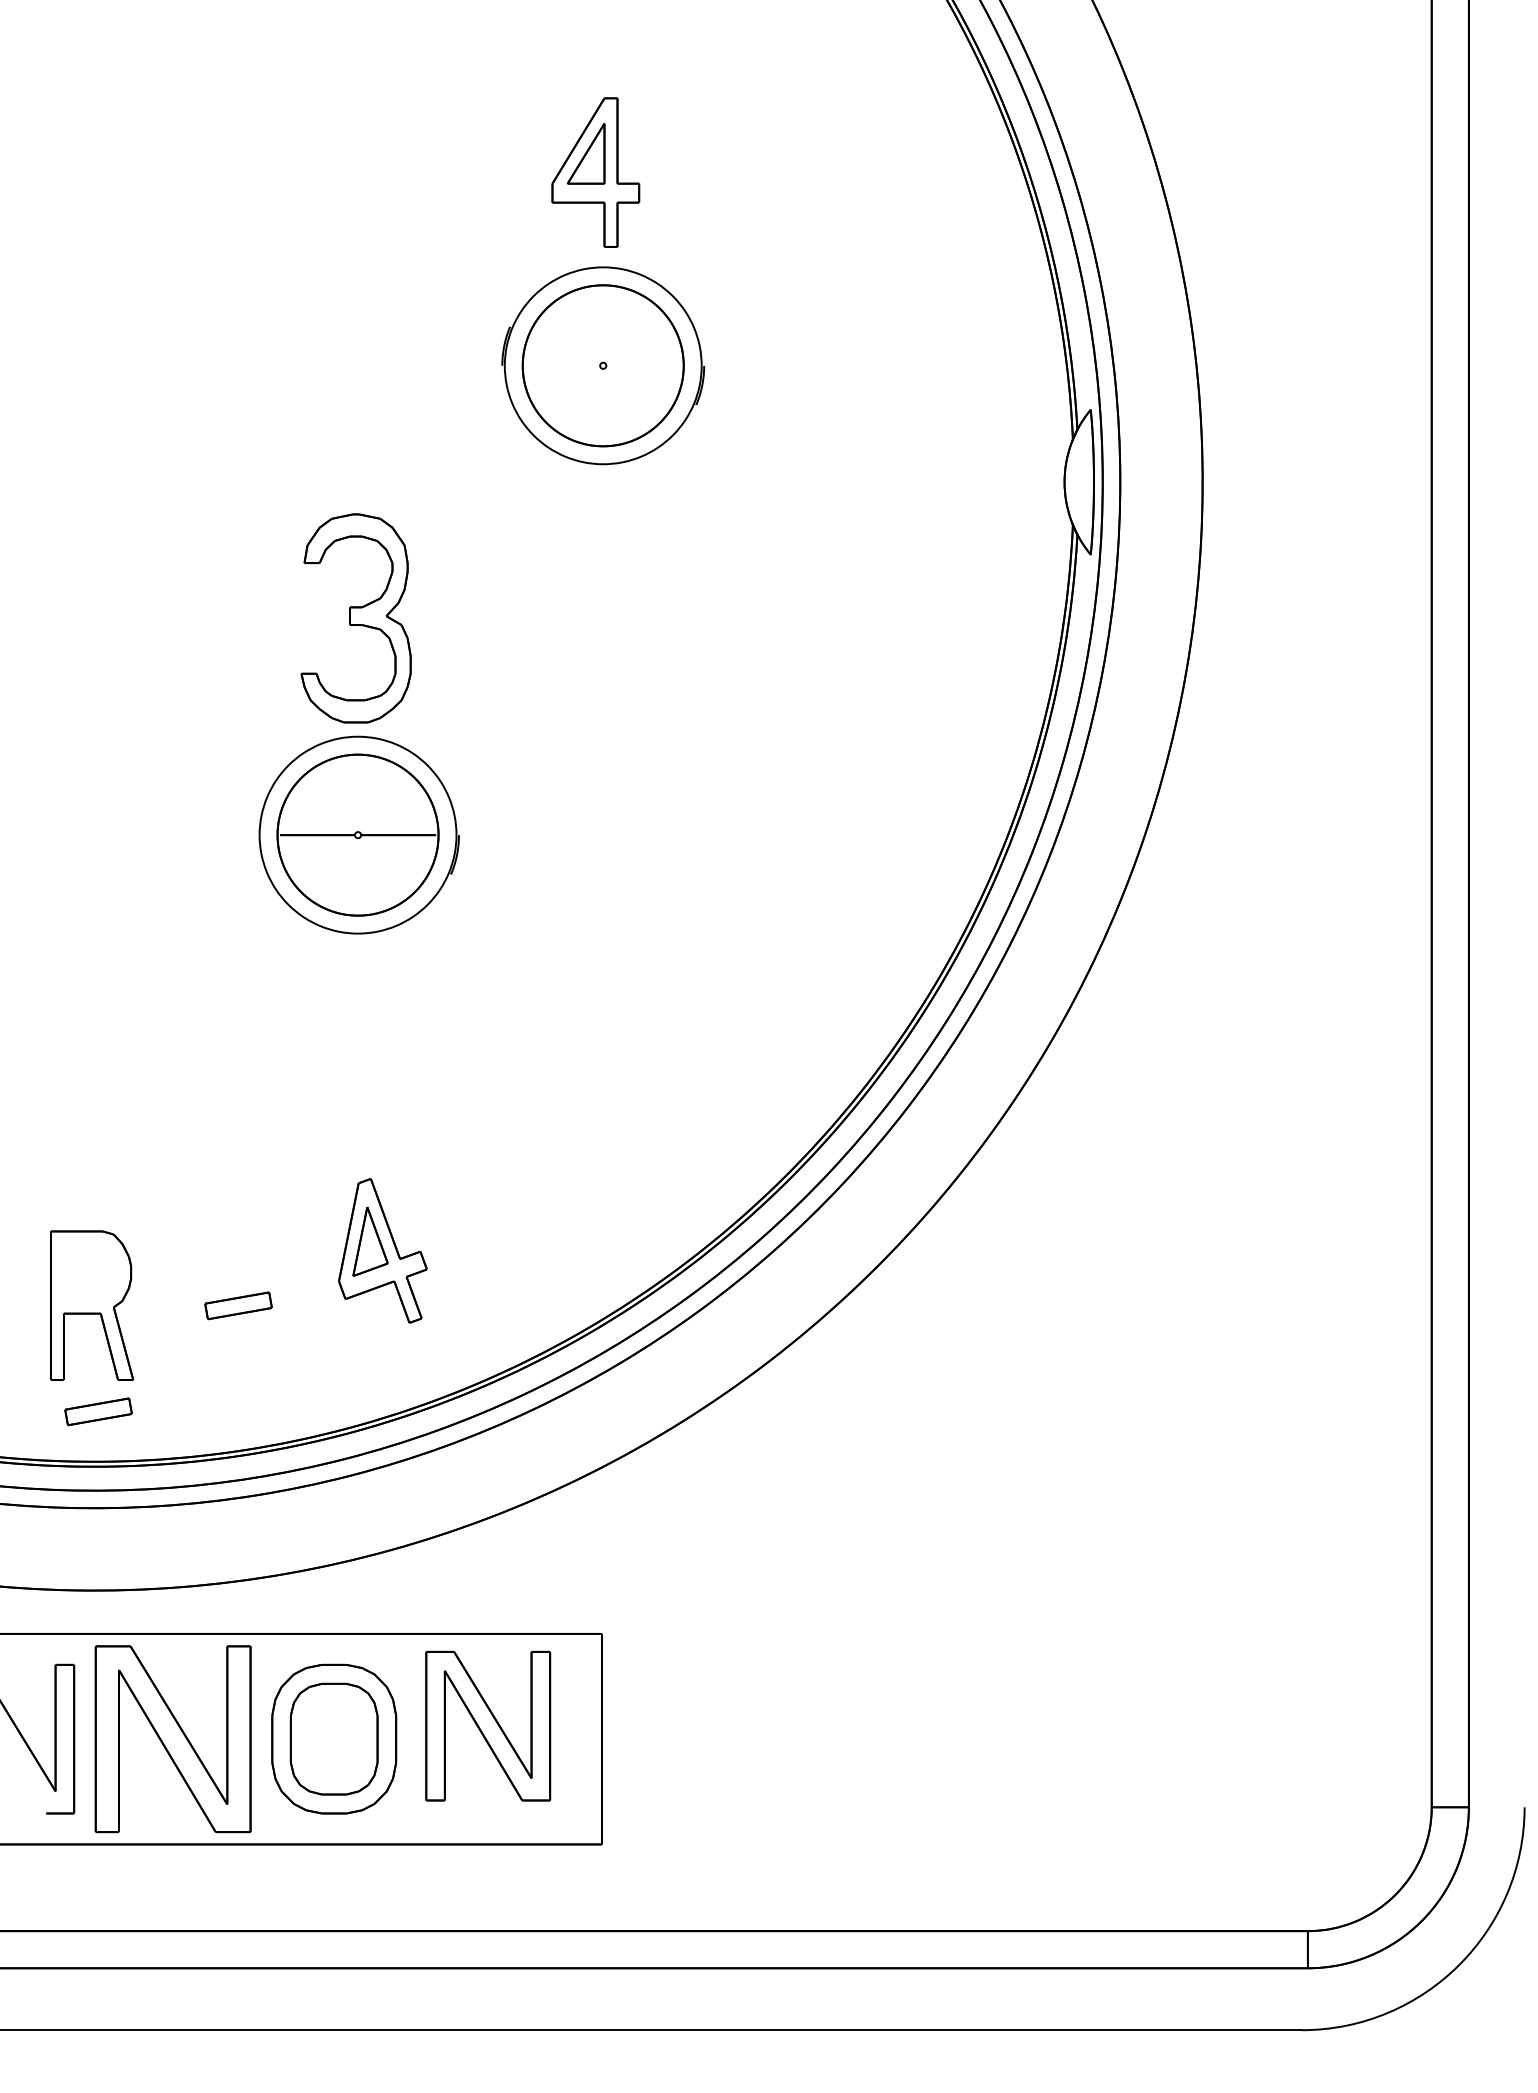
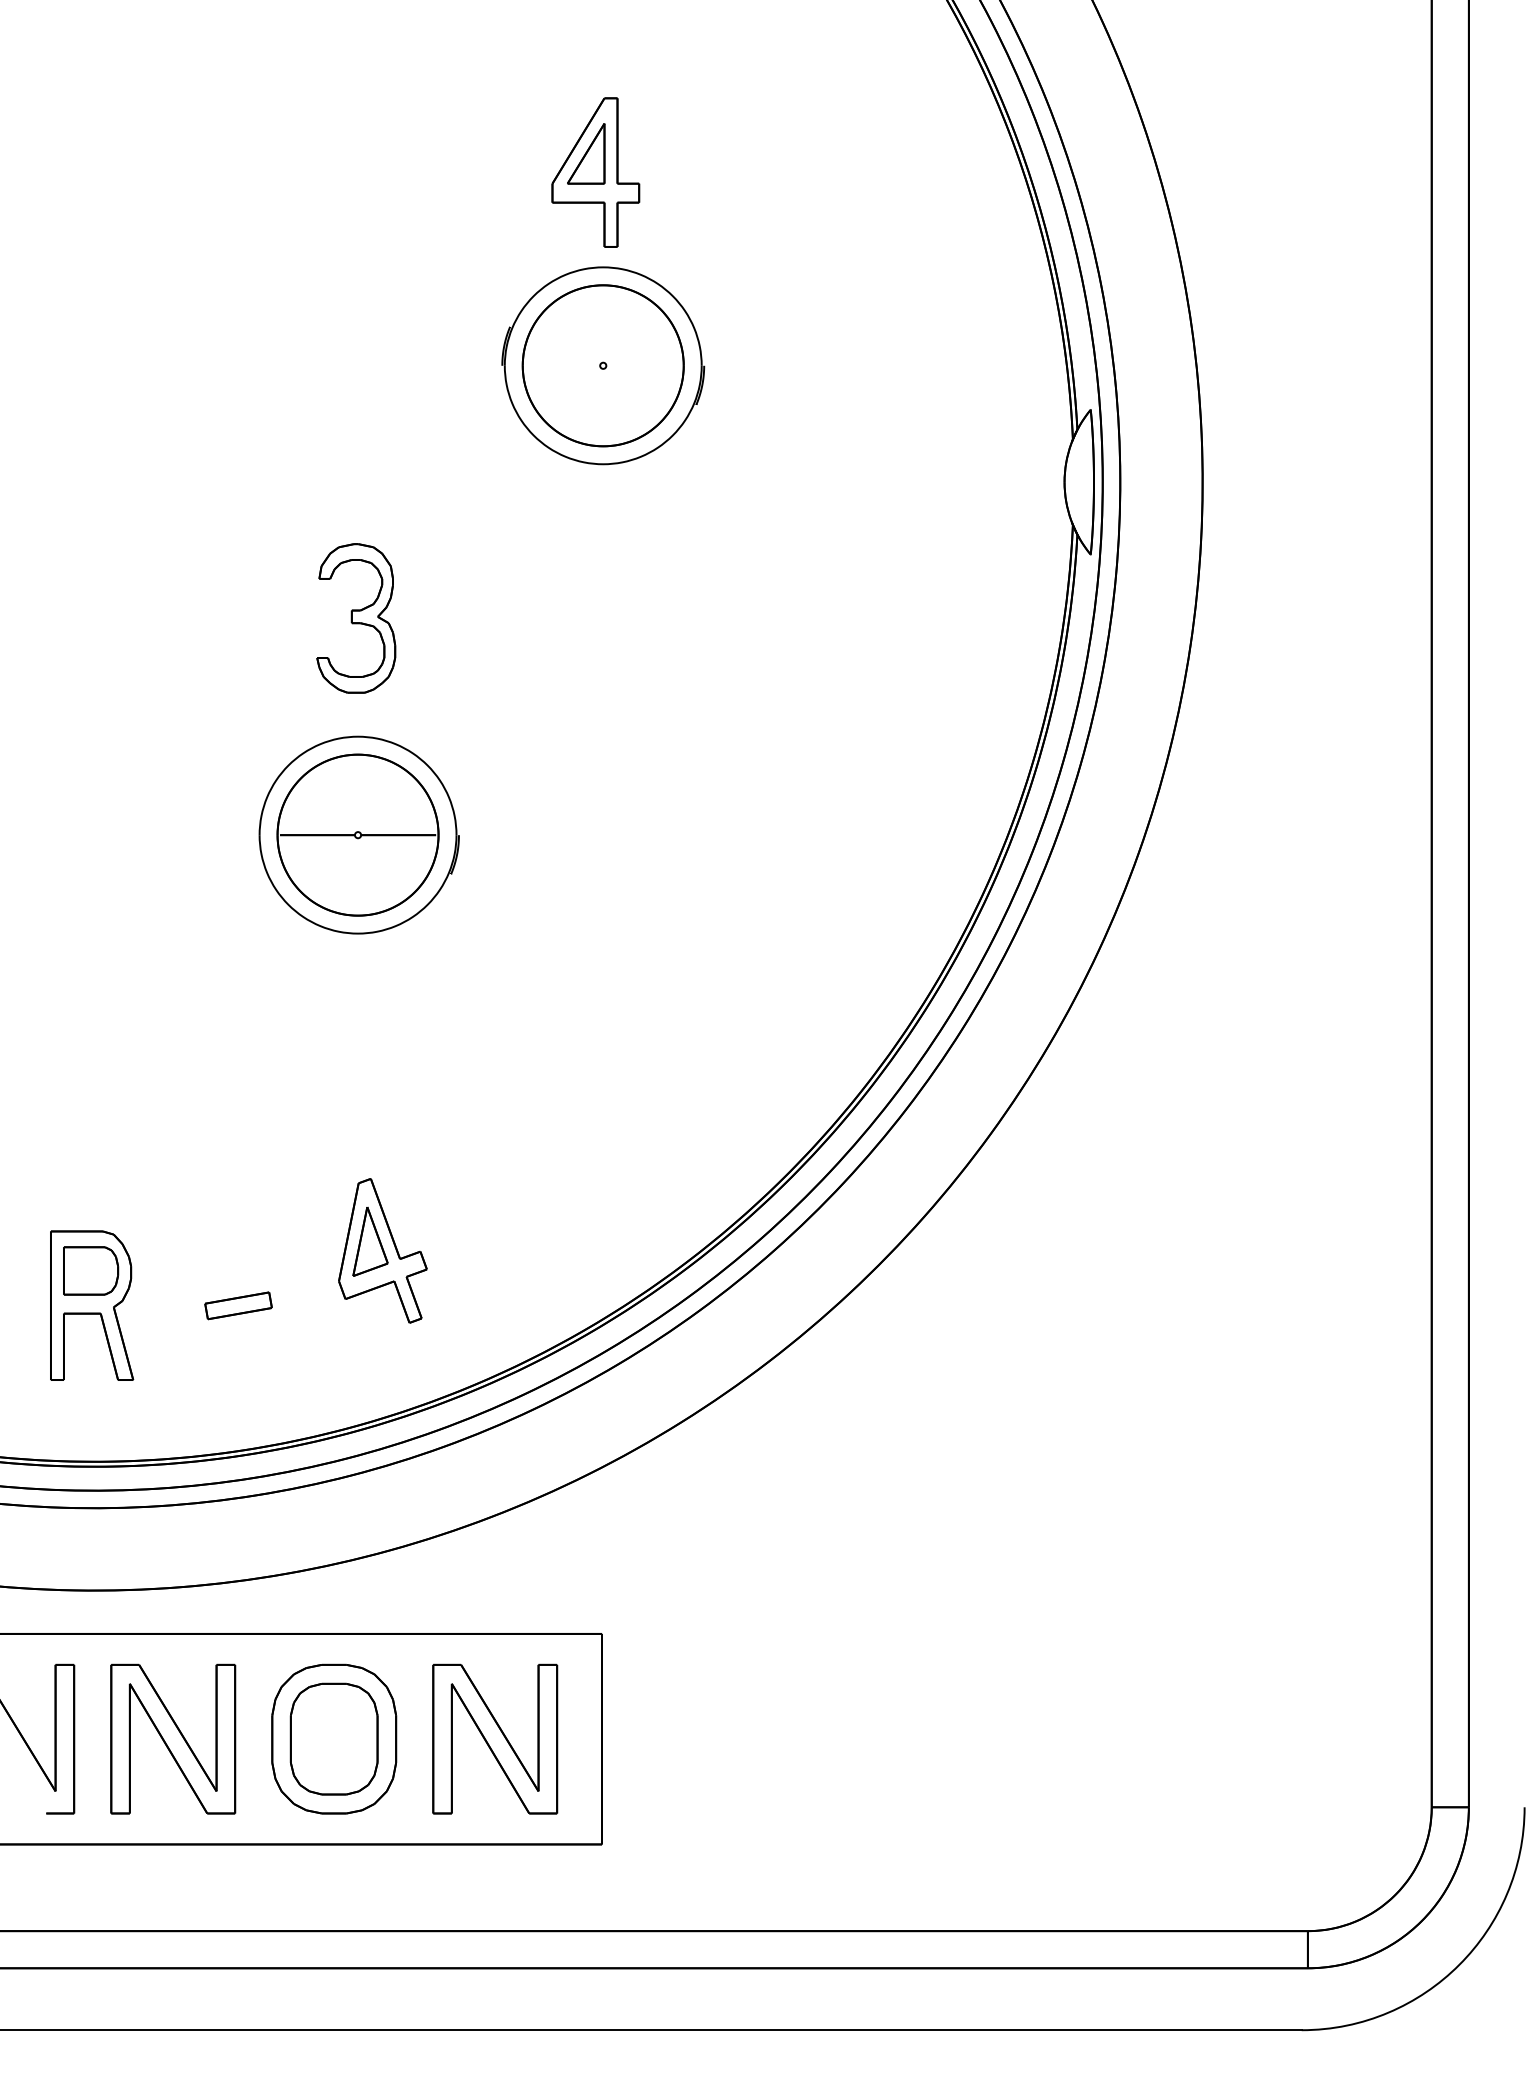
part size: 112x211 px -> 81x151 px (356, 618)
part: none -> present (91, 1270)
part: present -> none (98, 1411)
part position: (488, 1725) -> (495, 1738) (495, 1738)
part size: 158x189 px -> 127x152 px (173, 1738)
